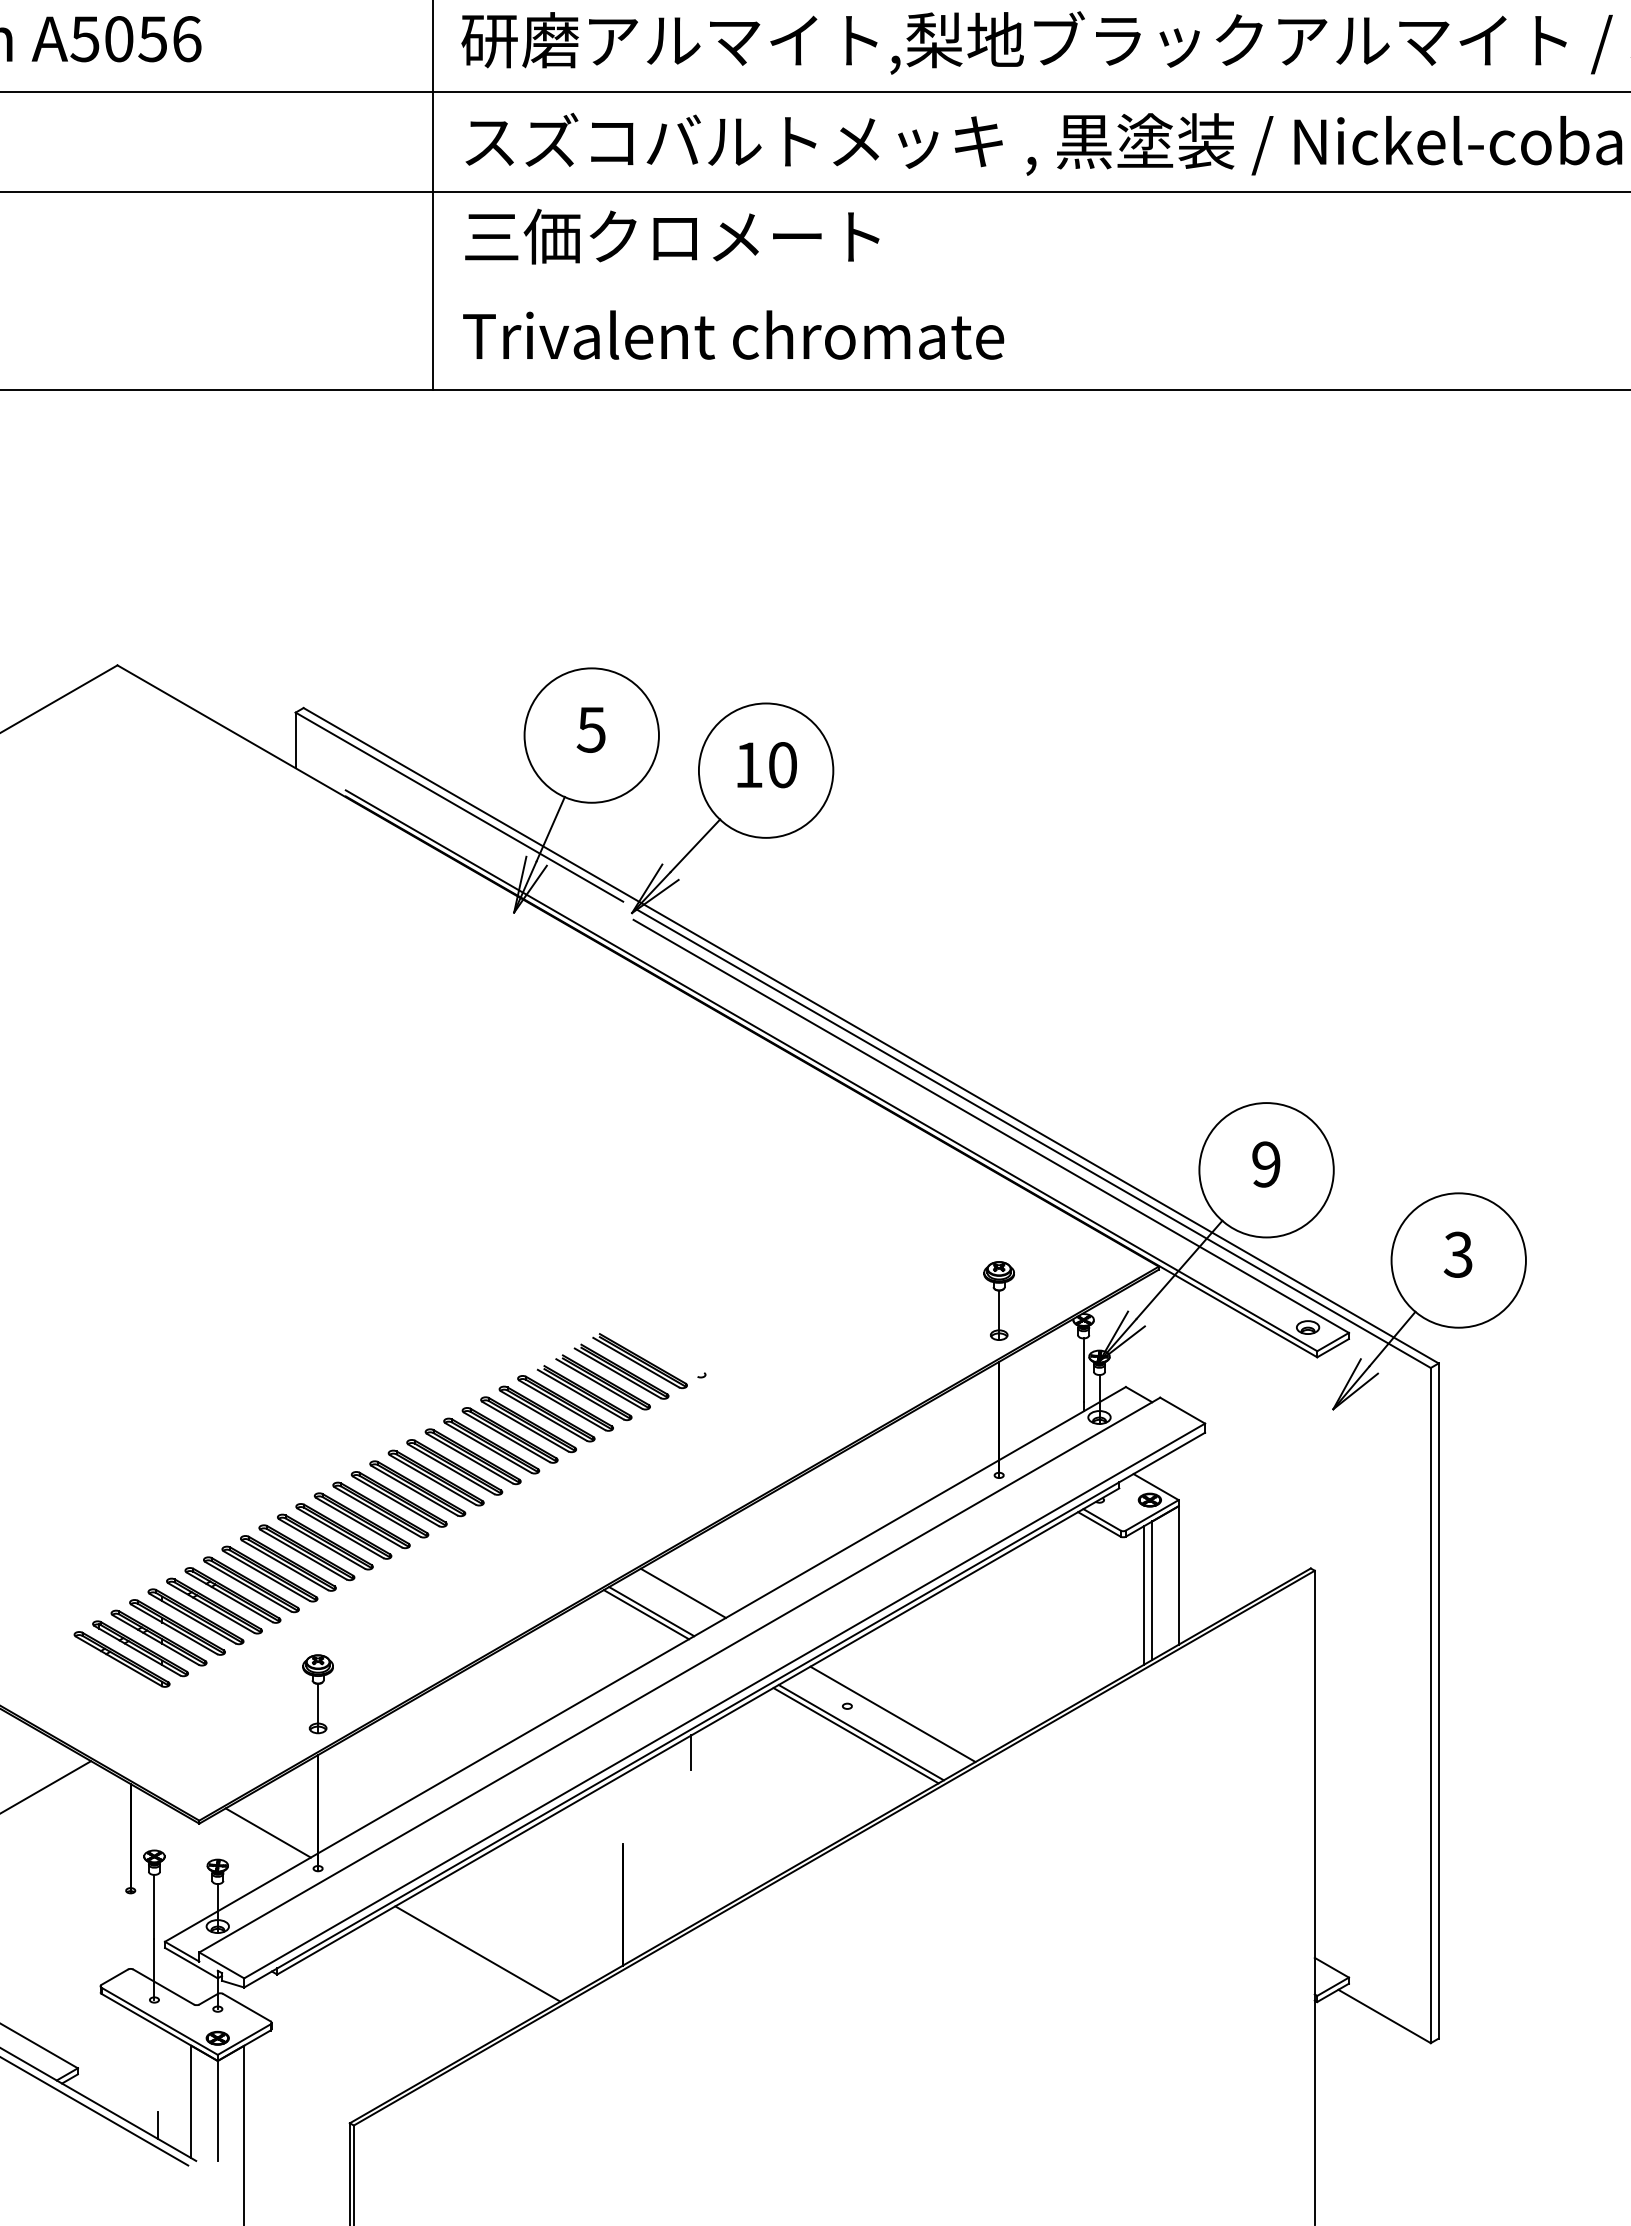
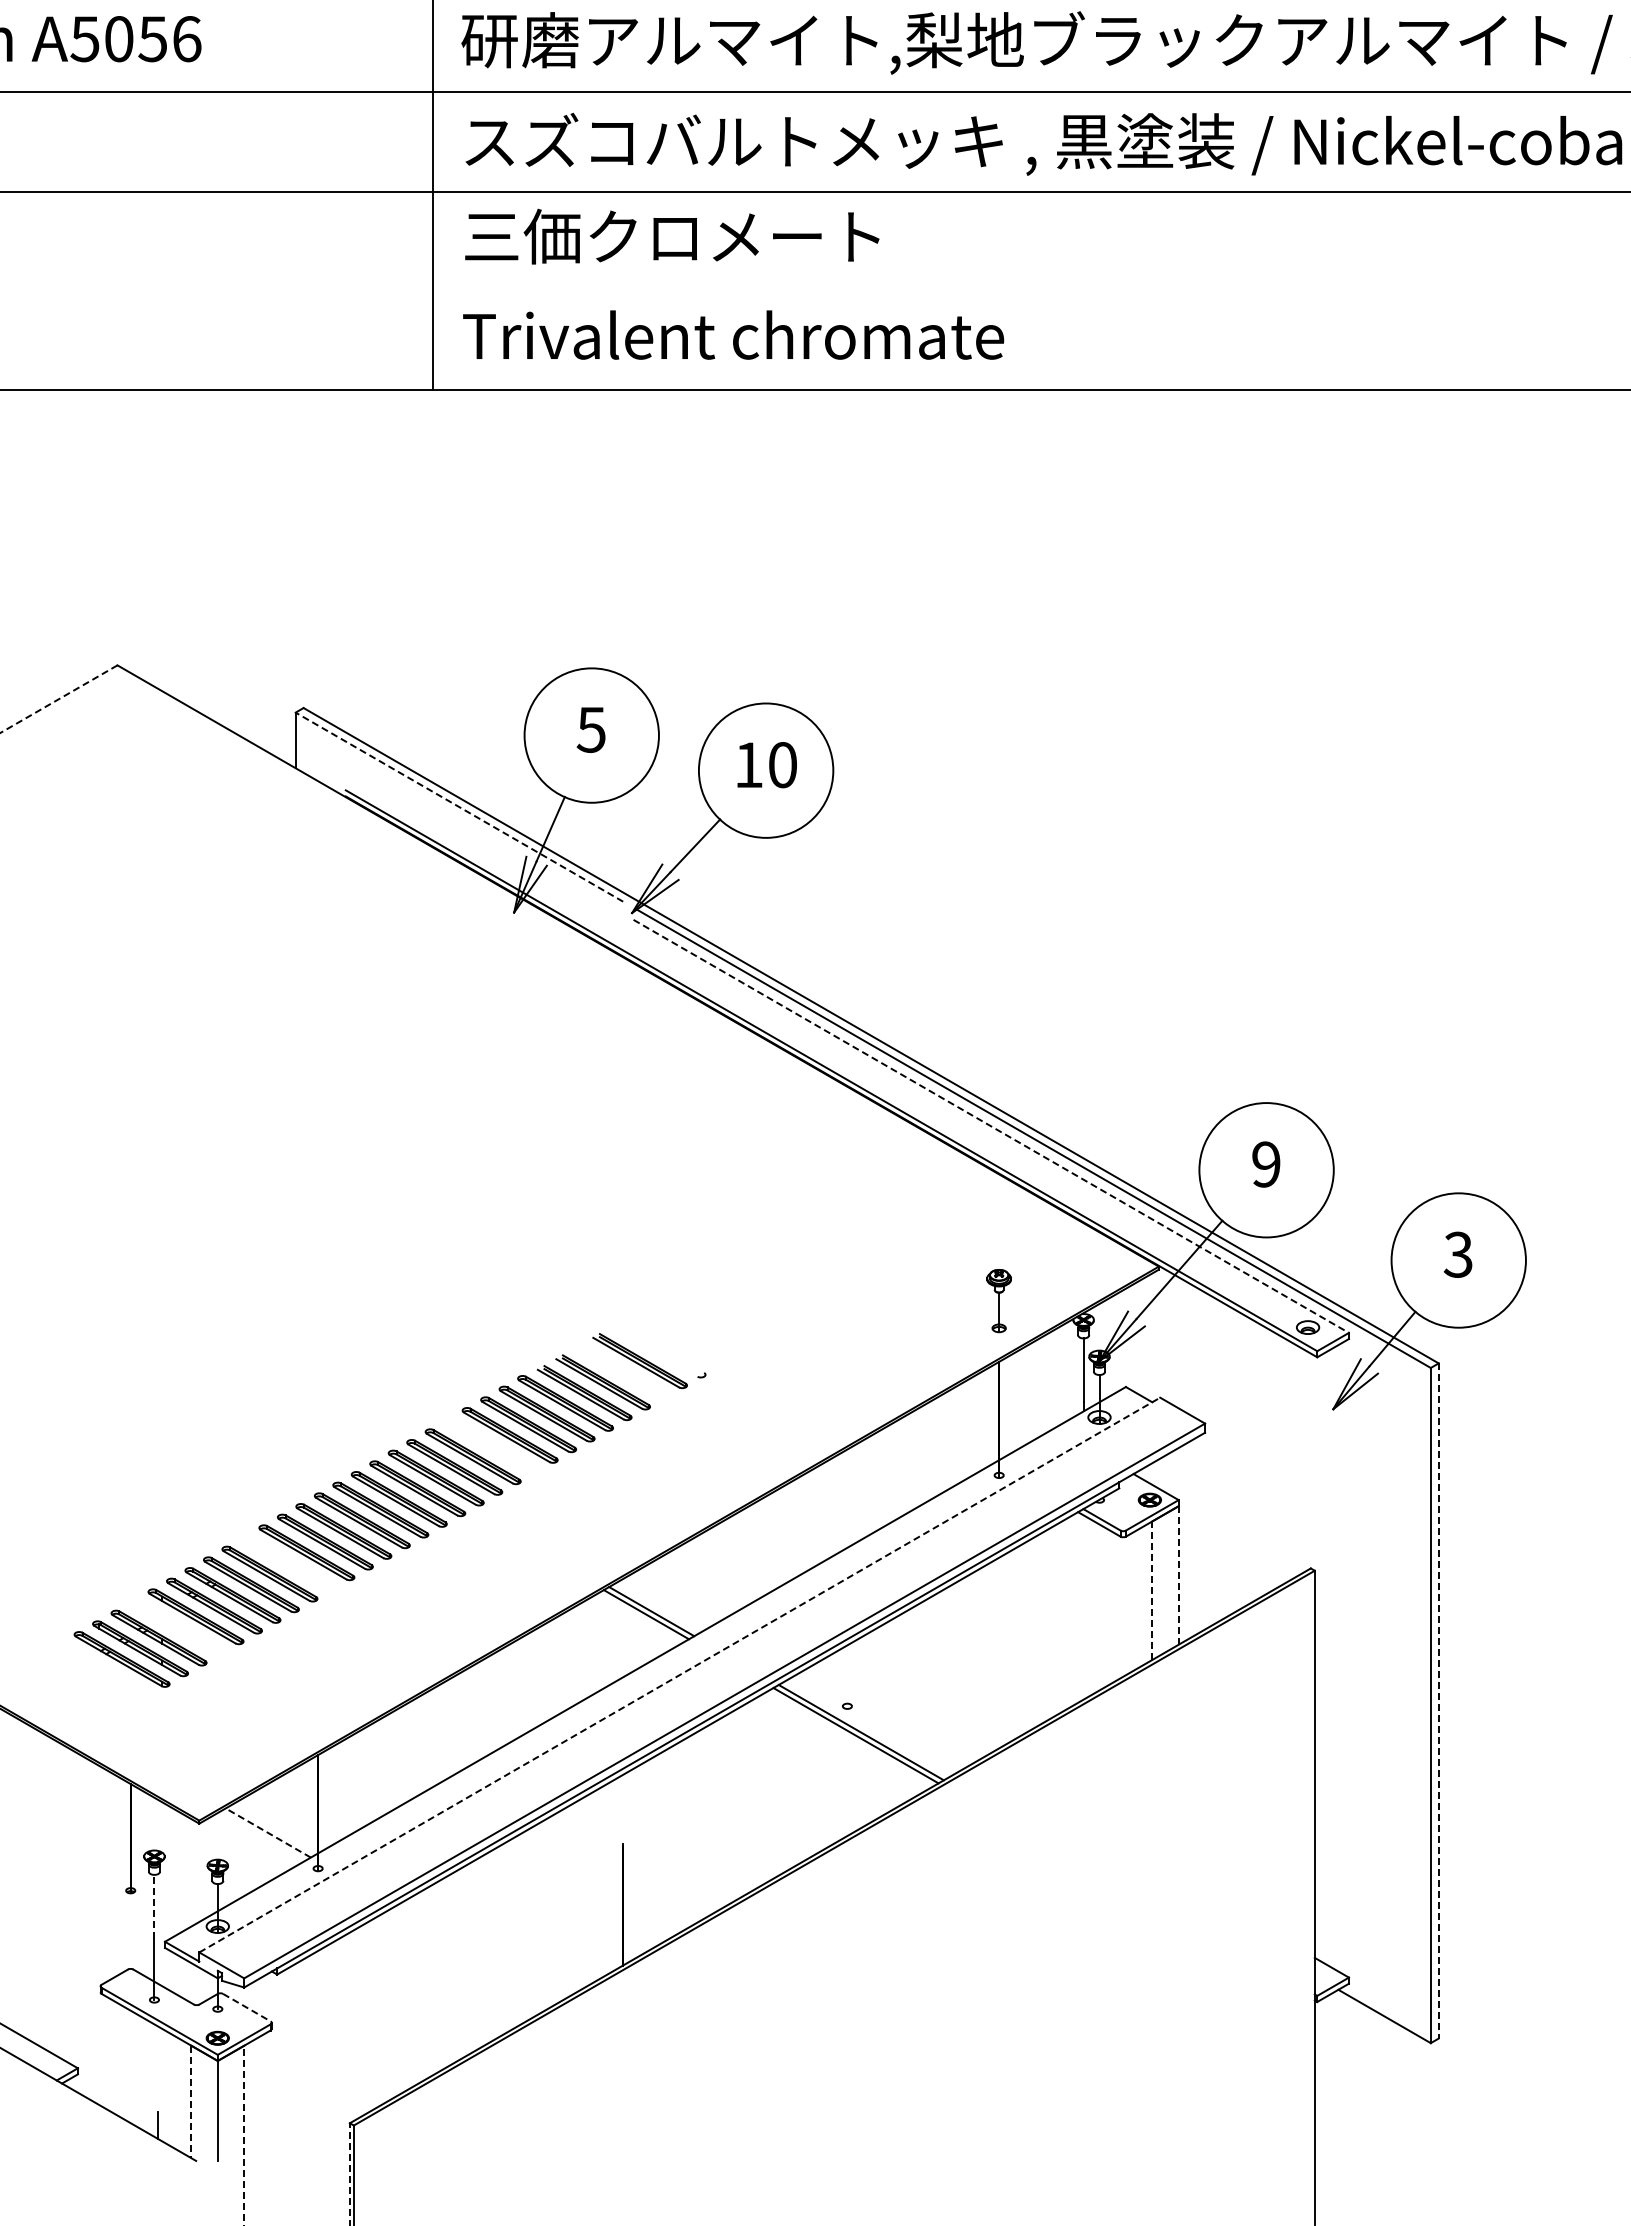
line: solid -> dashed (58, 699)
line: solid -> dashed (459, 806)
line: solid -> dashed (991, 1126)
part size: 32x80 px -> 26x65 px (998, 1301)
part: present -> none (621, 1371)
part: present -> none (491, 1445)
part: present -> none (288, 1563)
line: solid -> dashed (1178, 1575)
line: solid -> dashed (1152, 1591)
line: present -> none (682, 1592)
line: present -> none (1144, 1595)
part: present -> none (177, 1627)
line: solid -> dashed (679, 1675)
part: present -> none (317, 1694)
line: solid -> dashed (1438, 1700)
line: present -> none (892, 1714)
line: present -> none (691, 1752)
line: present -> none (46, 1786)
line: solid -> dashed (267, 1832)
line: solid -> dashed (154, 1906)
line: present -> none (477, 1953)
line: solid -> dashed (247, 2007)
line: solid -> dashed (191, 2102)
line: present -> none (95, 2111)
line: solid -> dashed (244, 2135)
line: solid -> dashed (349, 2174)
